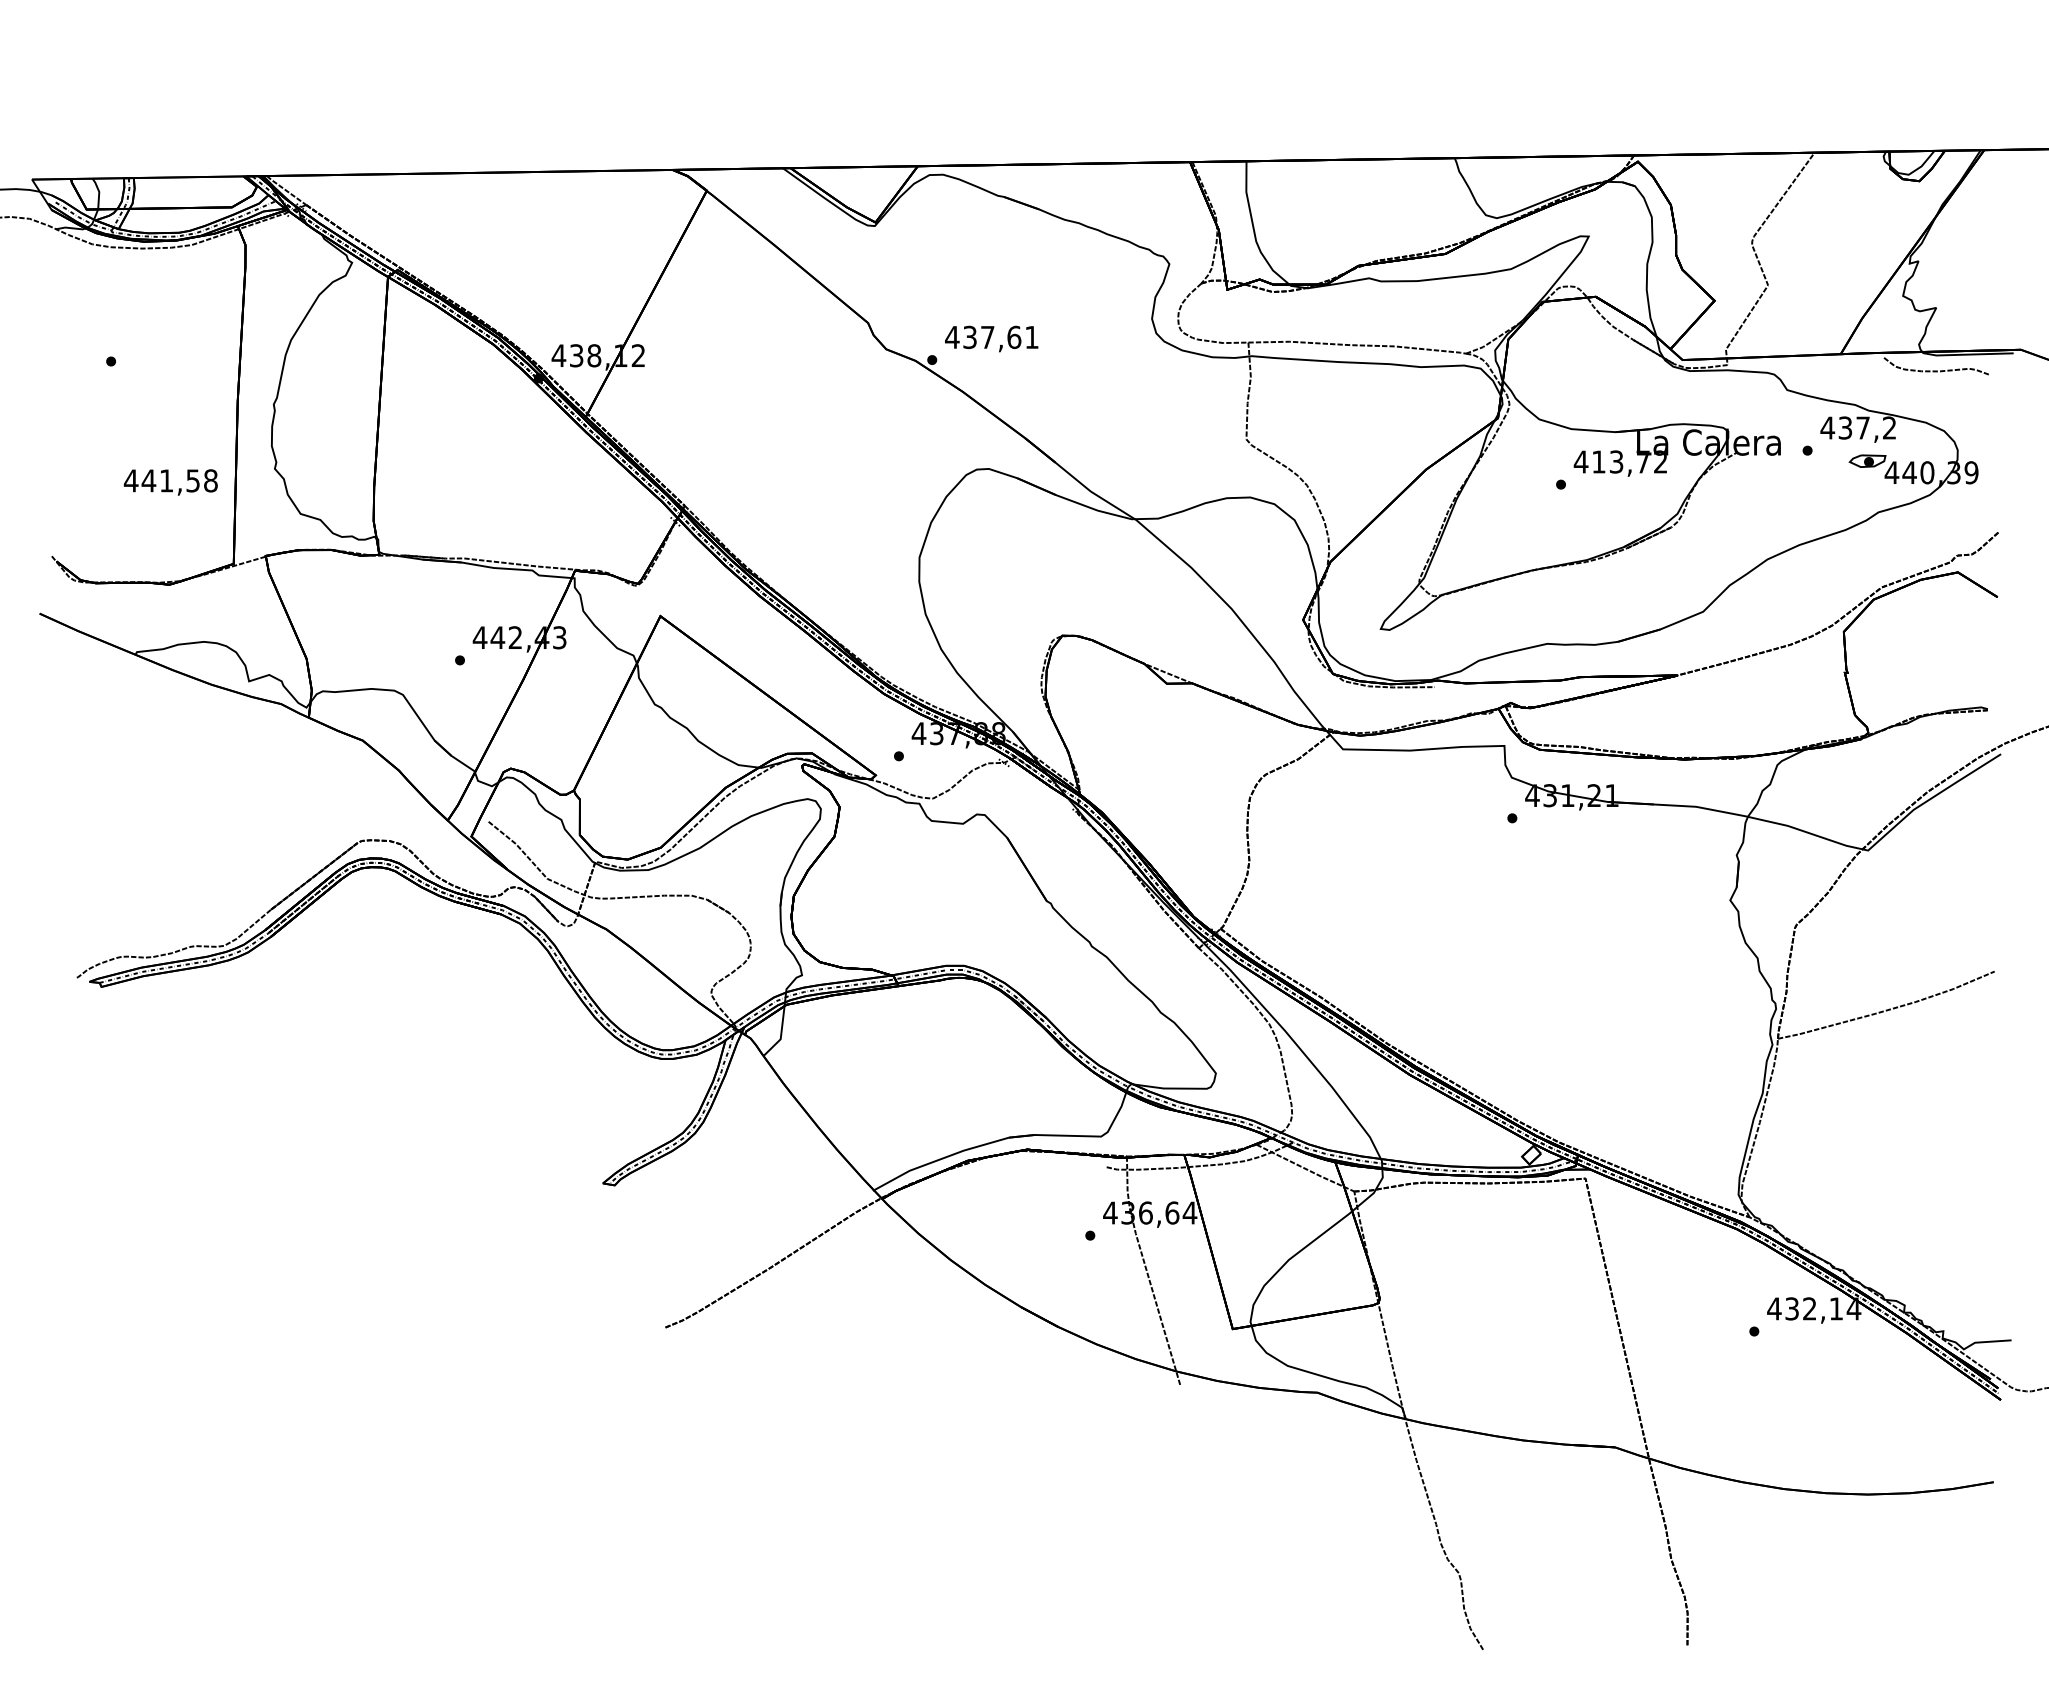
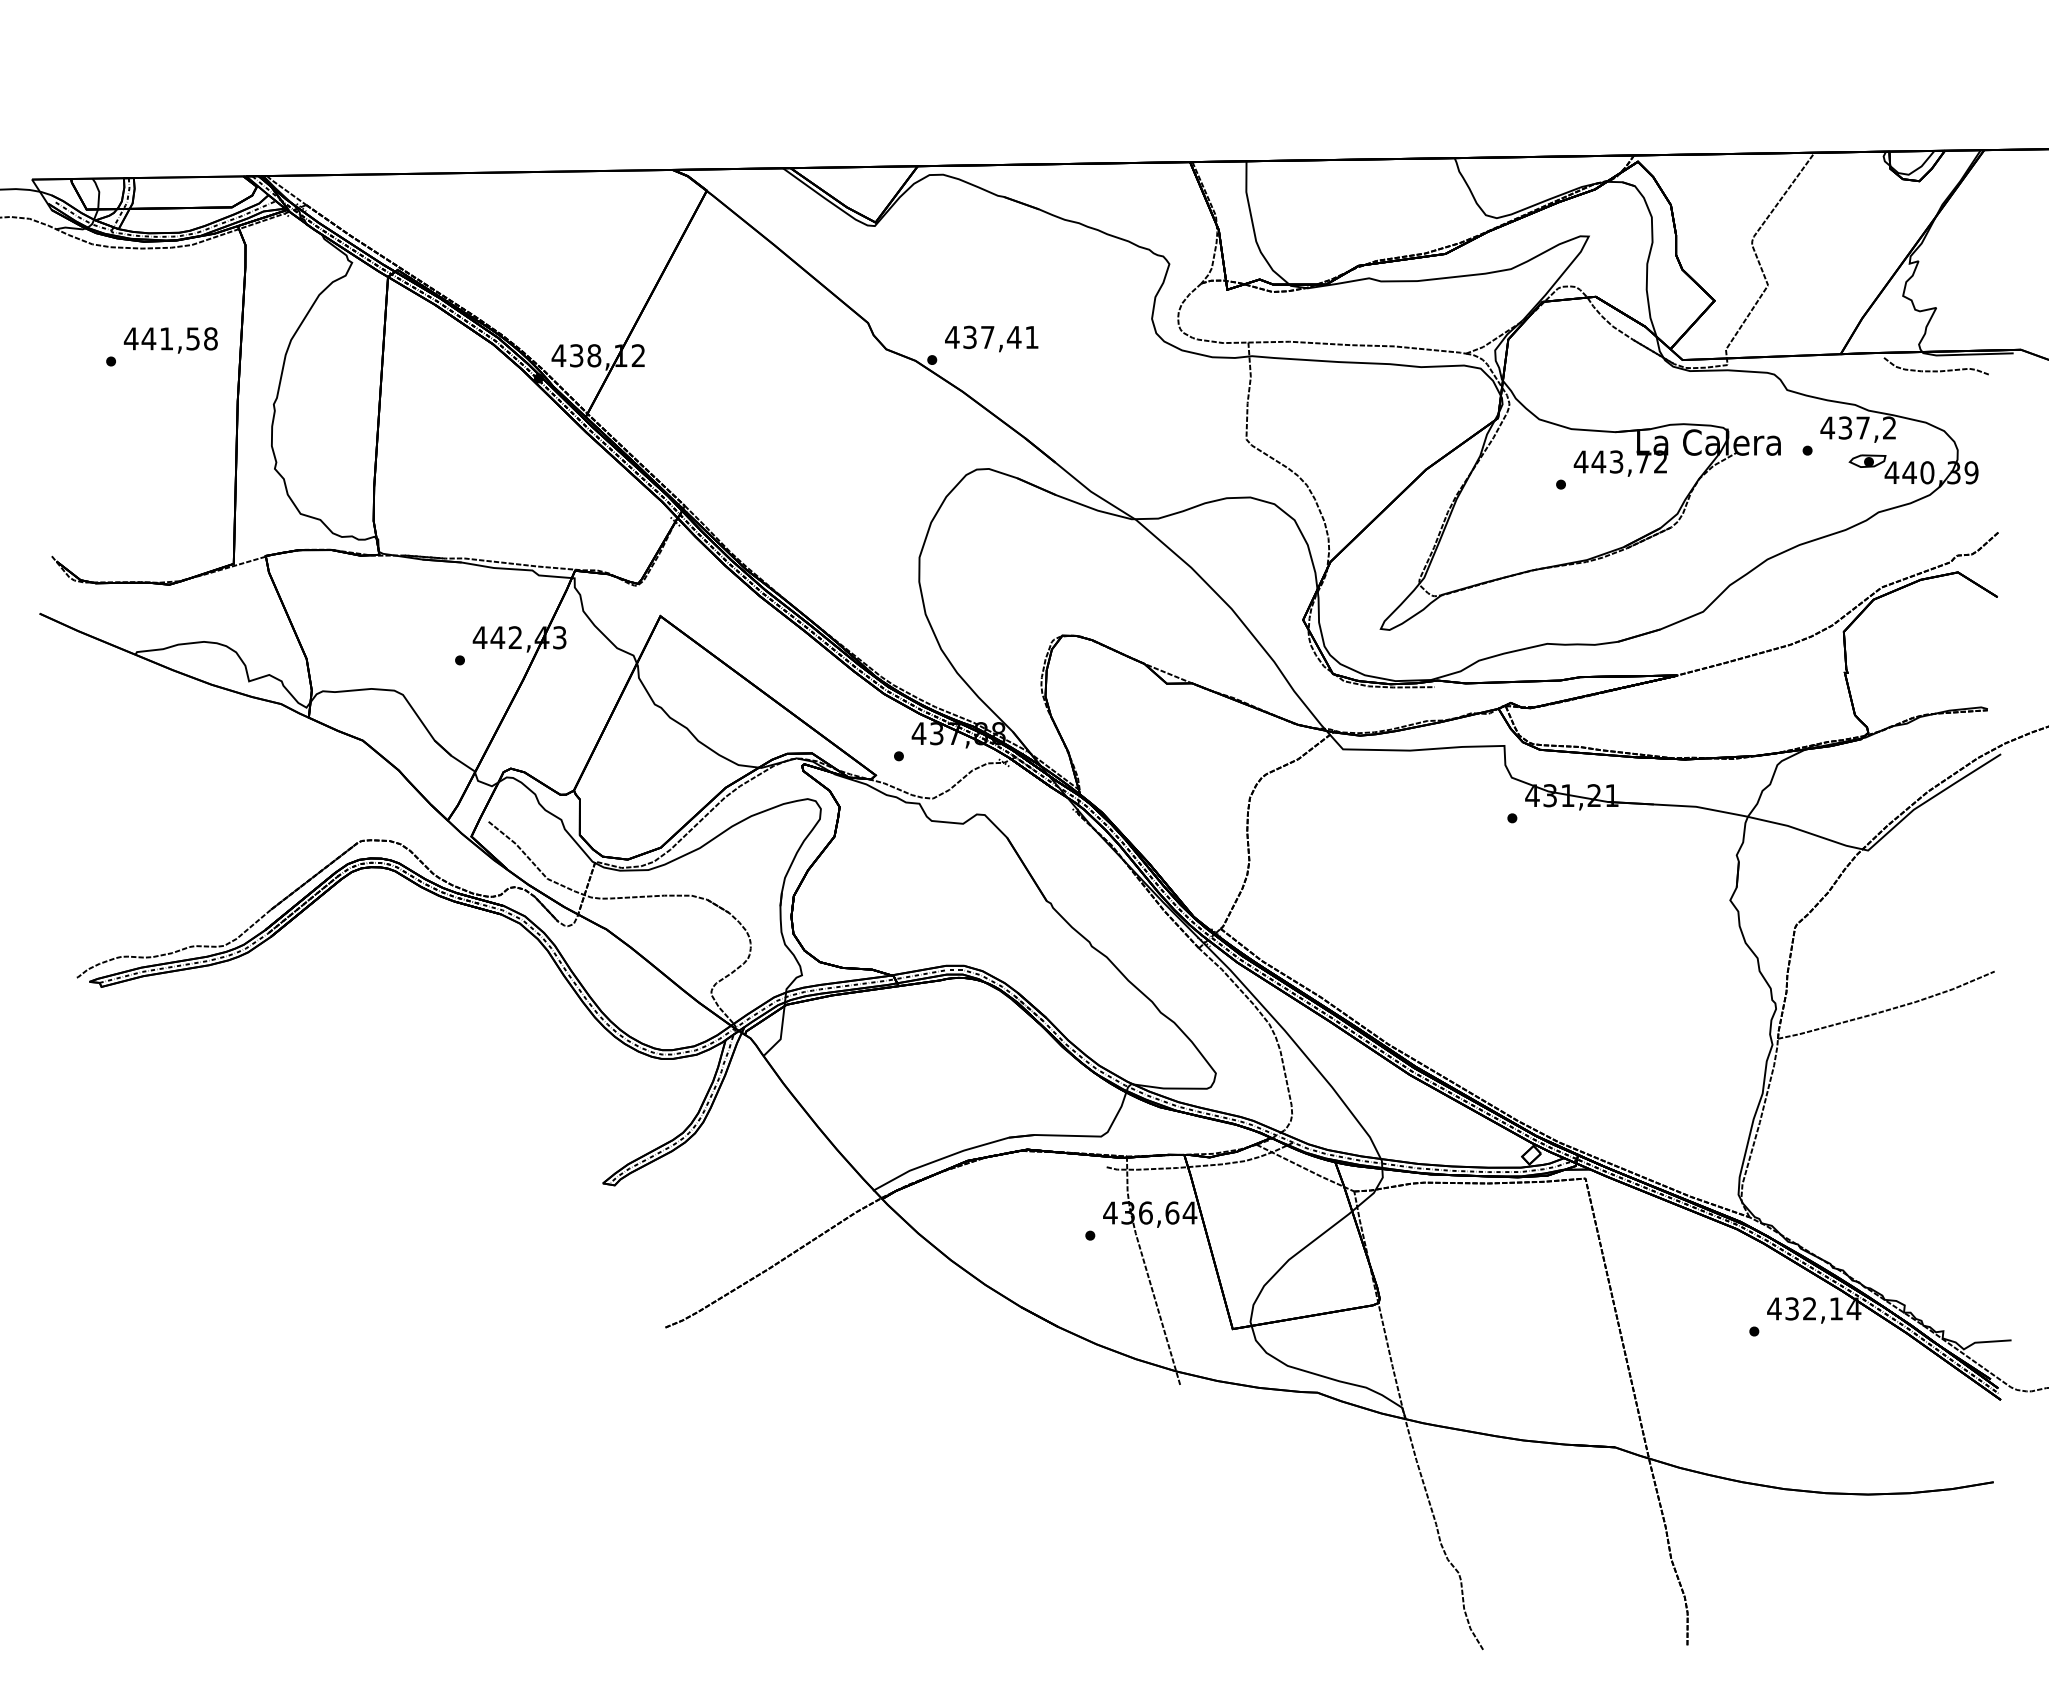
text: 437,61 -> 437,41 (1013, 337)
text: 413,72 -> 443,72 (1598, 461)
text position: (170, 482) -> (170, 340) (170, 340)
